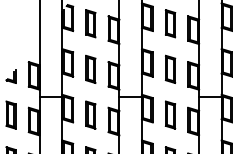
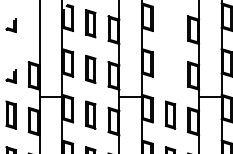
part: present -> none (170, 23)
part: none -> present (10, 25)
part: present -> none (170, 68)
